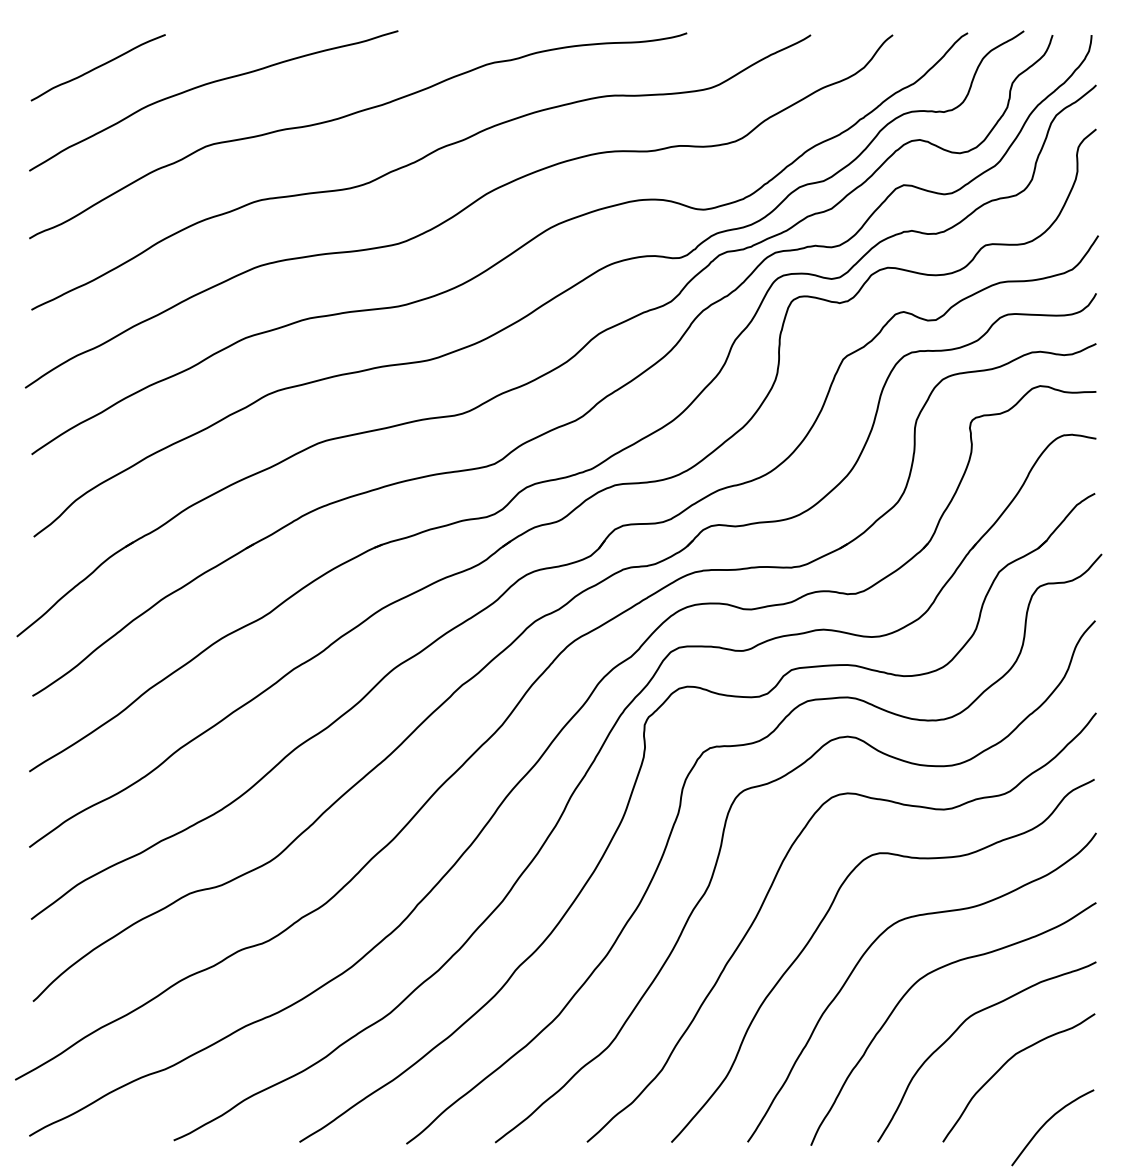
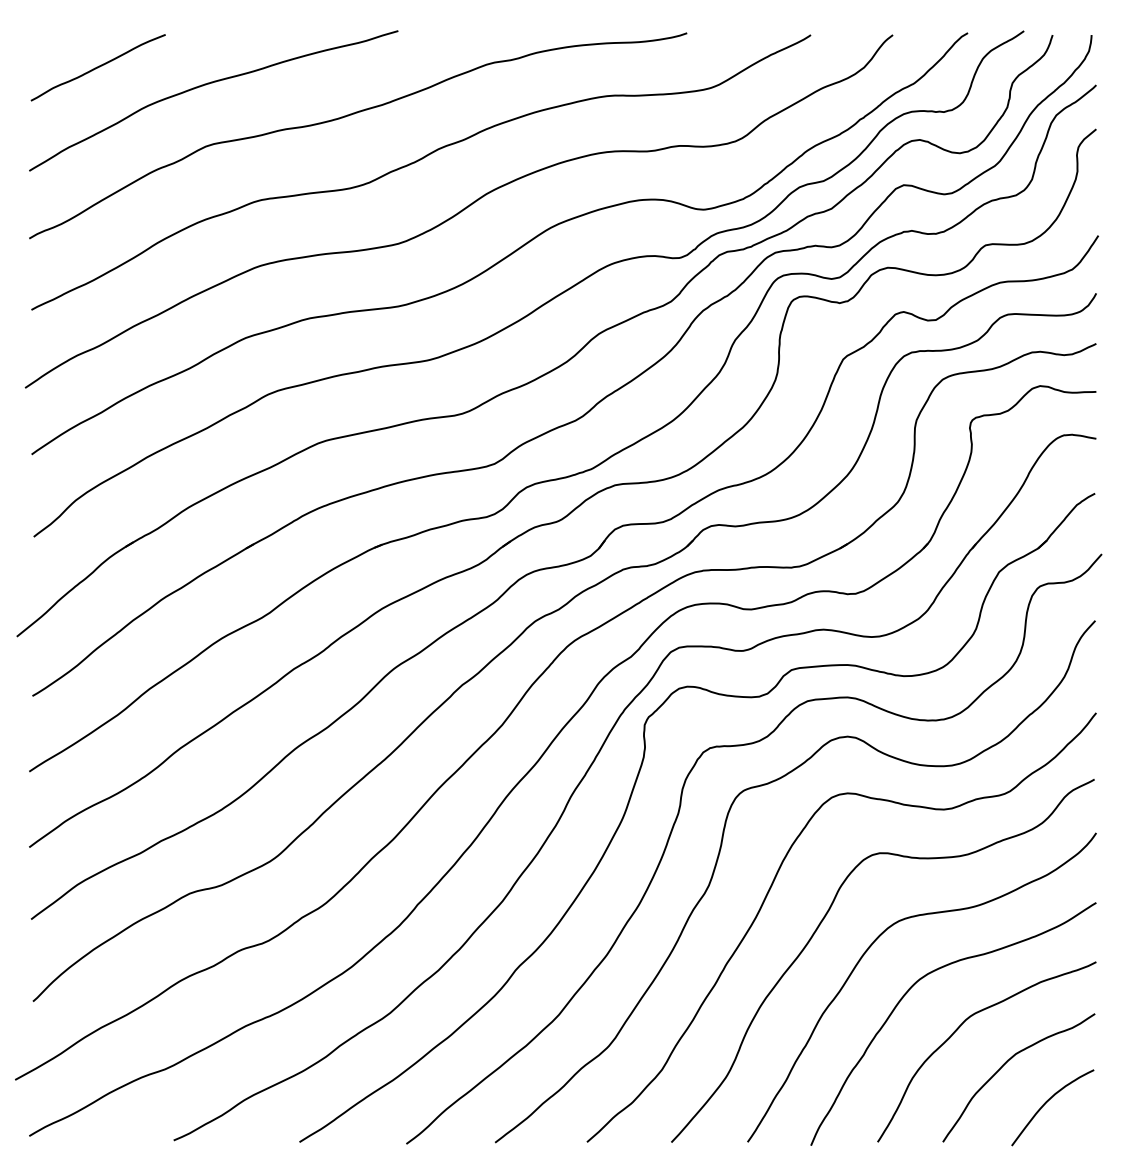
curve position: (1047, 1122) -> (1047, 1102) (1047, 1102)
